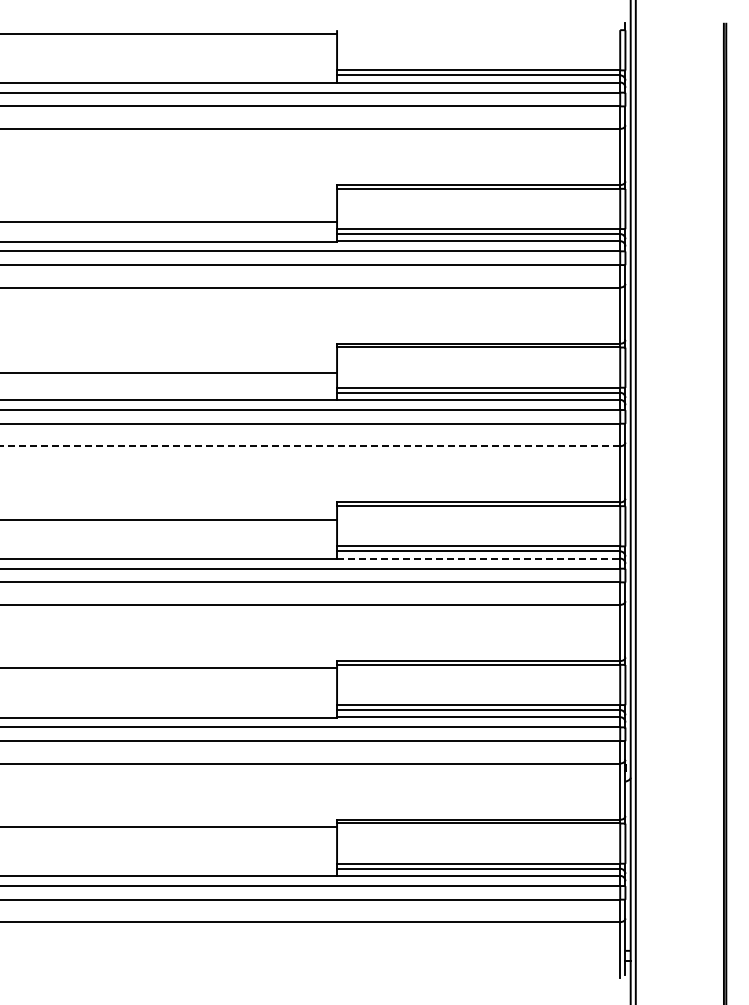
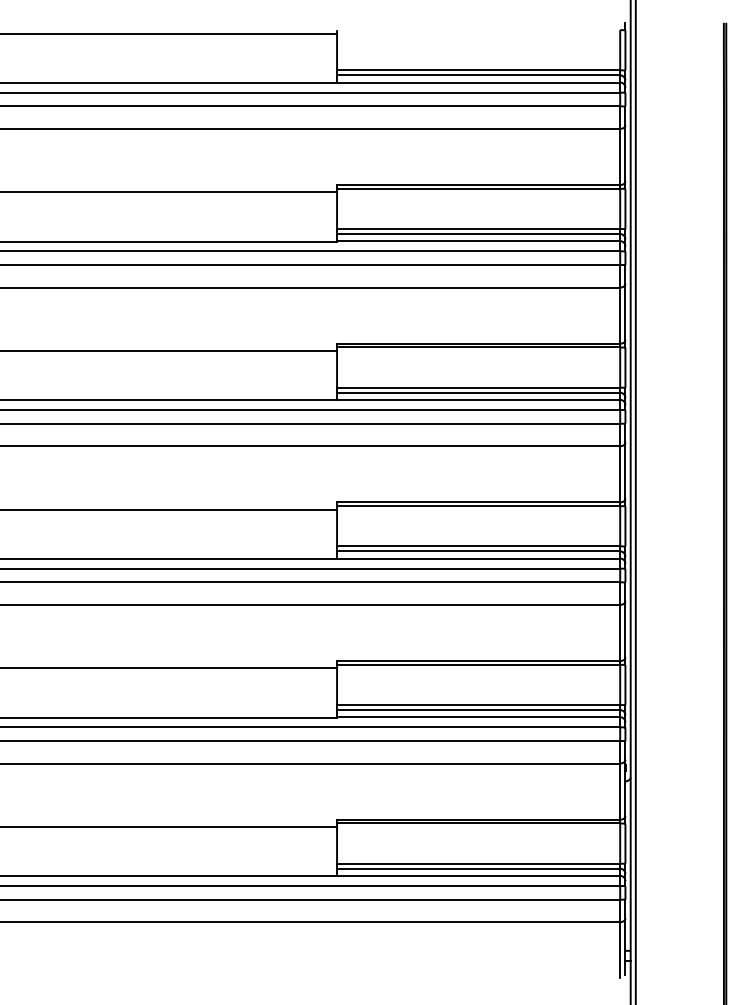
line position: (169, 222) -> (169, 192) (169, 192)
line position: (169, 373) -> (169, 351) (169, 351)
line: dashed -> solid (309, 446)
line position: (169, 519) -> (169, 509) (169, 509)
line: dashed -> solid (478, 558)
